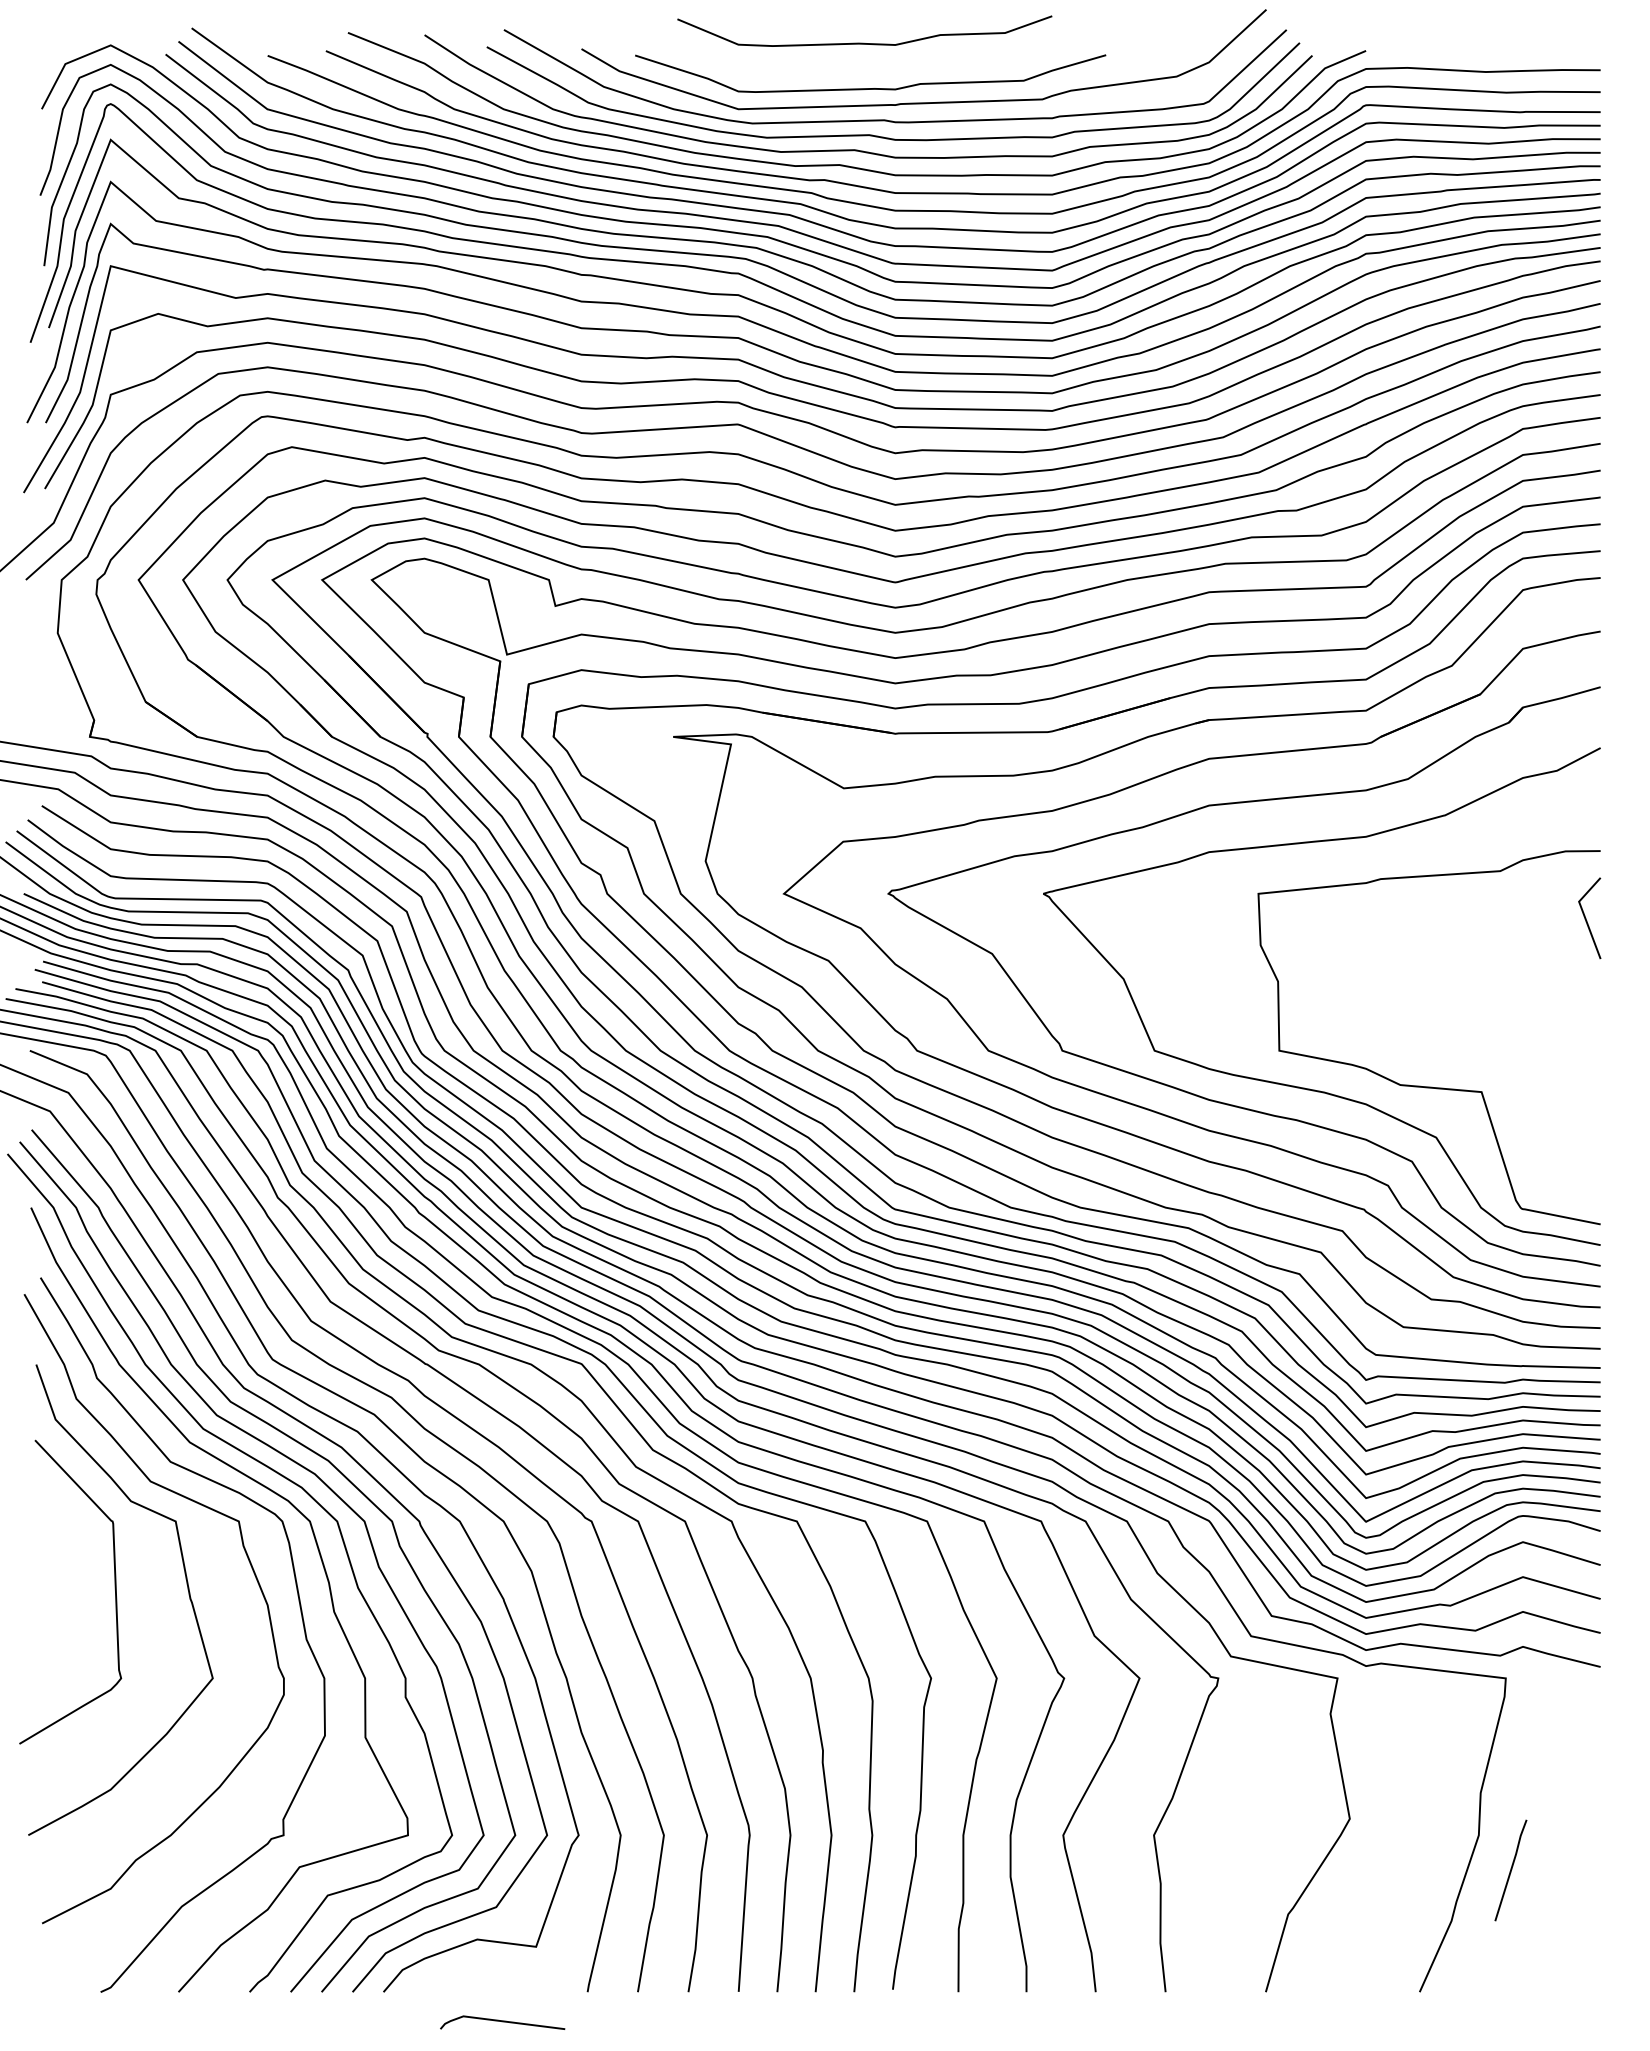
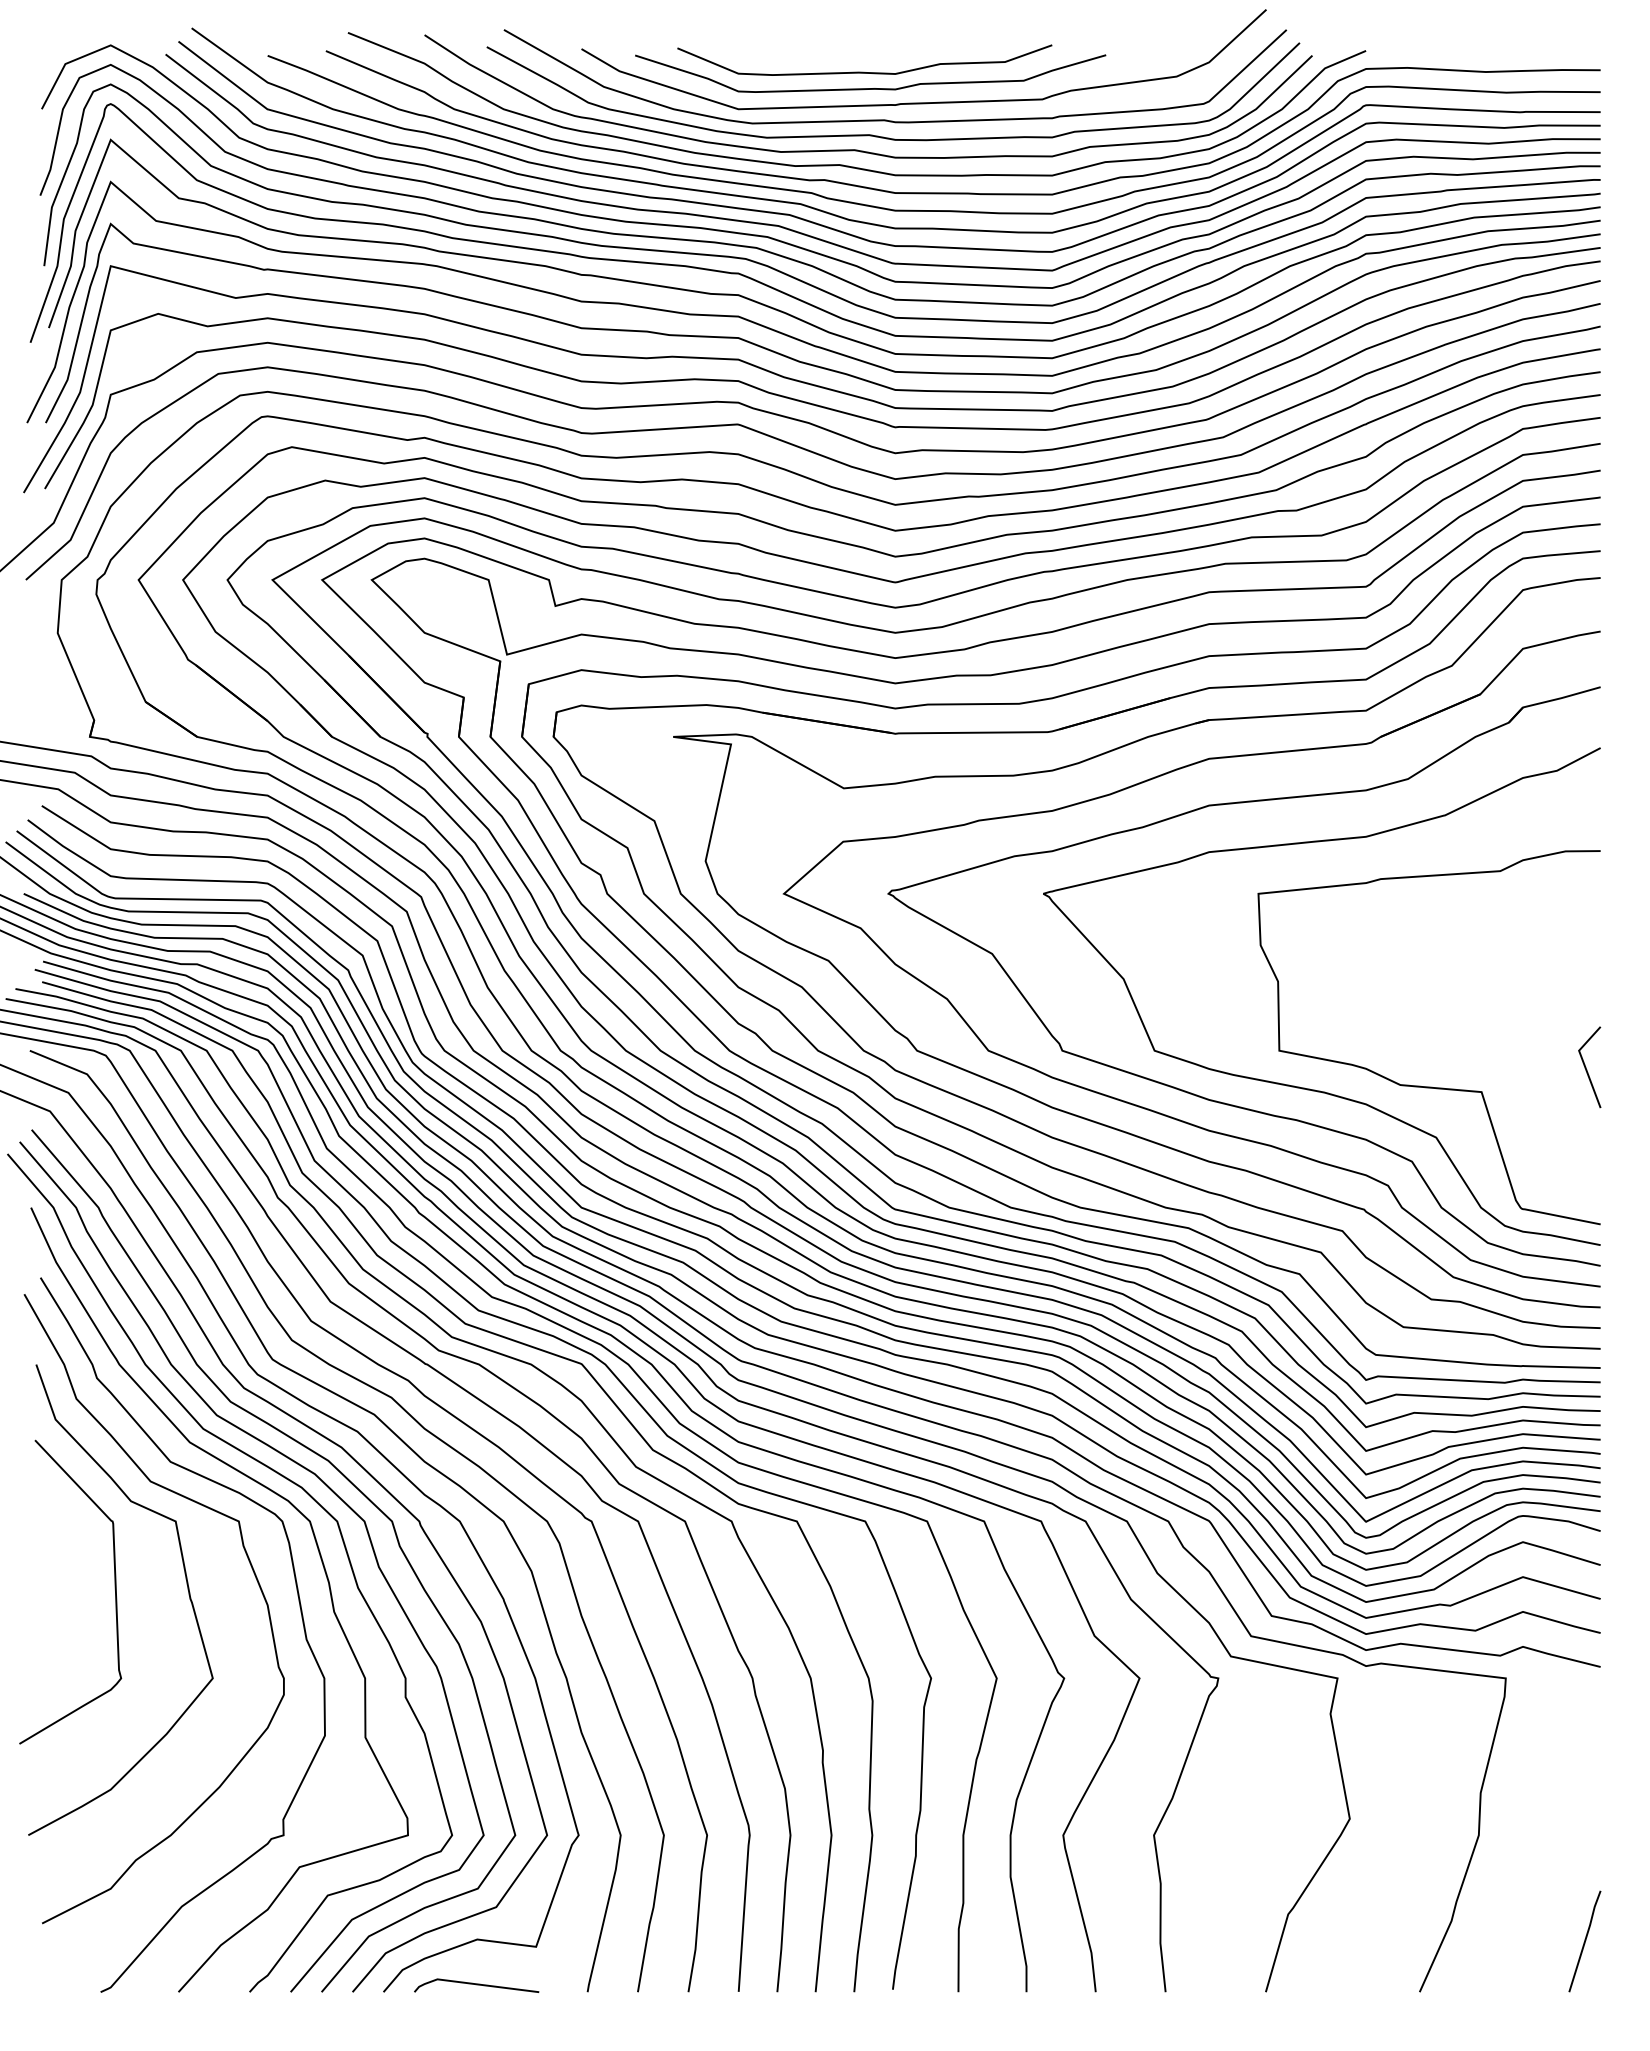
curve position: (864, 42) -> (864, 71) (864, 71)
line position: (1587, 920) -> (1587, 1069) (1587, 1069)
line position: (1510, 1870) -> (1584, 1941) (1584, 1941)
line position: (502, 2022) -> (476, 1985) (476, 1985)
